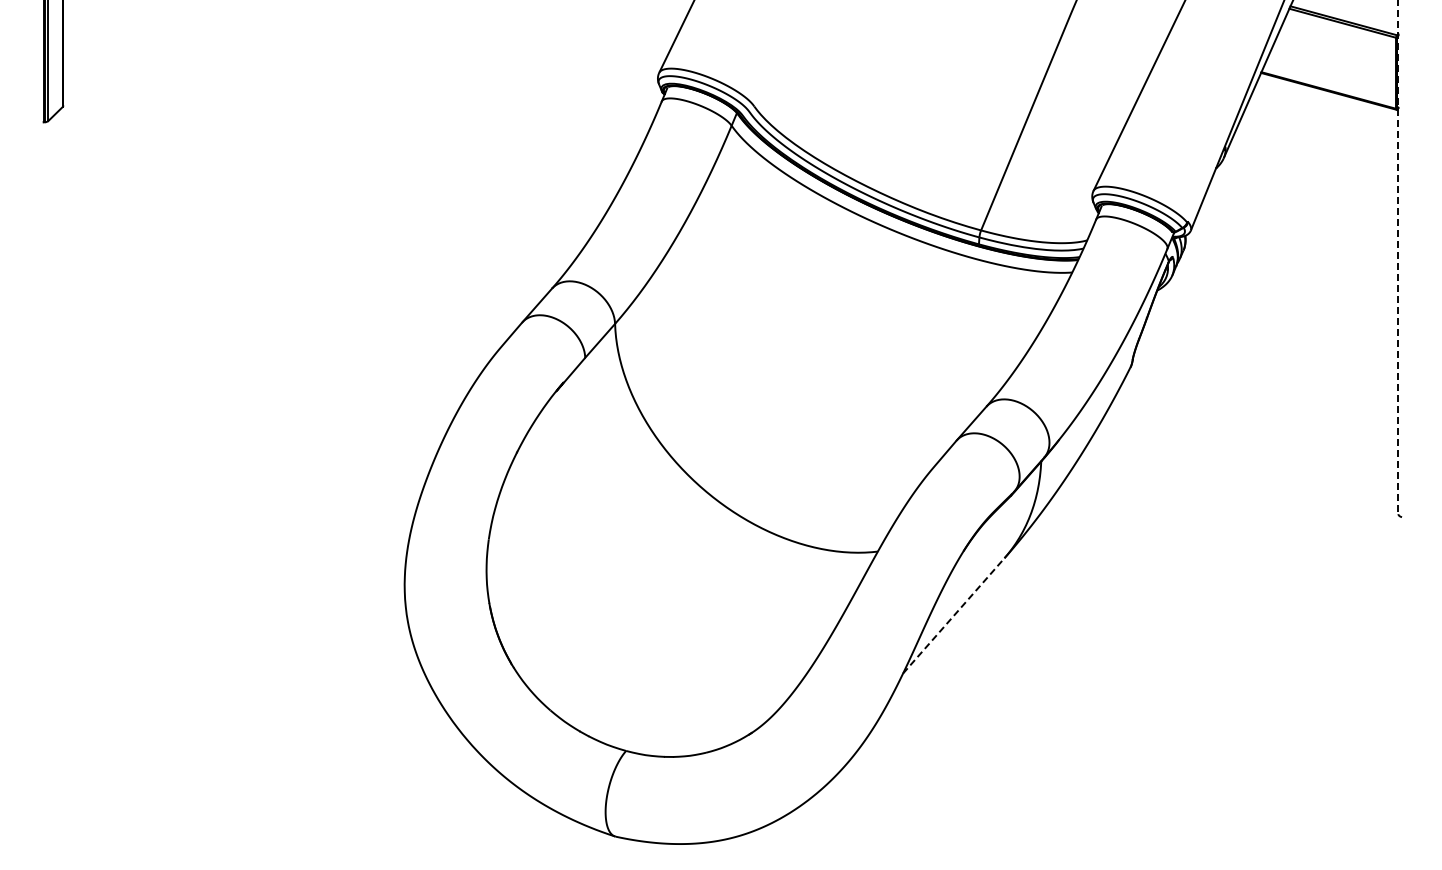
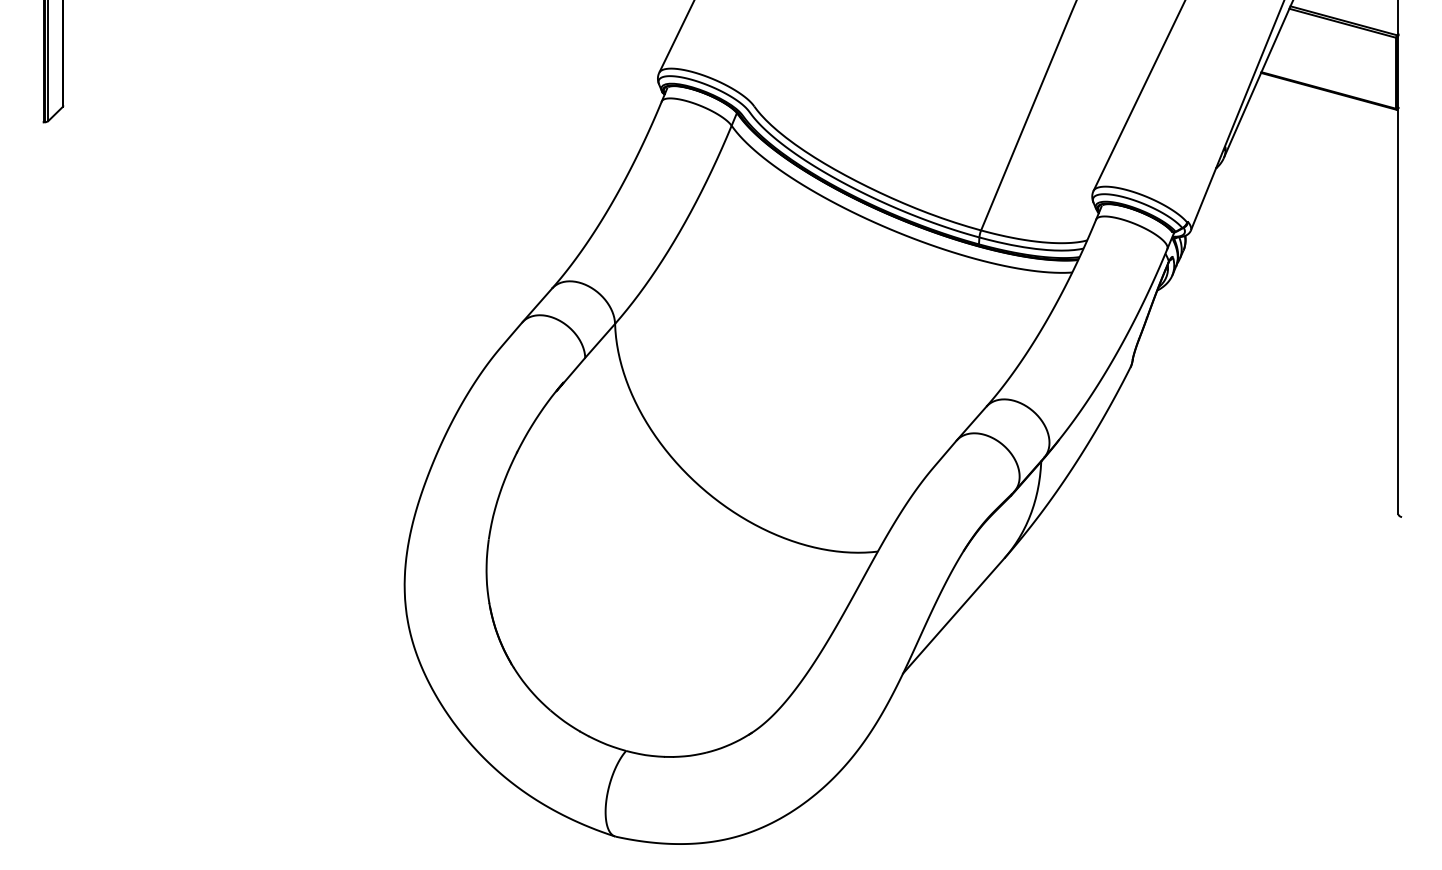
line: dashed -> solid (1398, 257)
line: dashed -> solid (953, 615)
